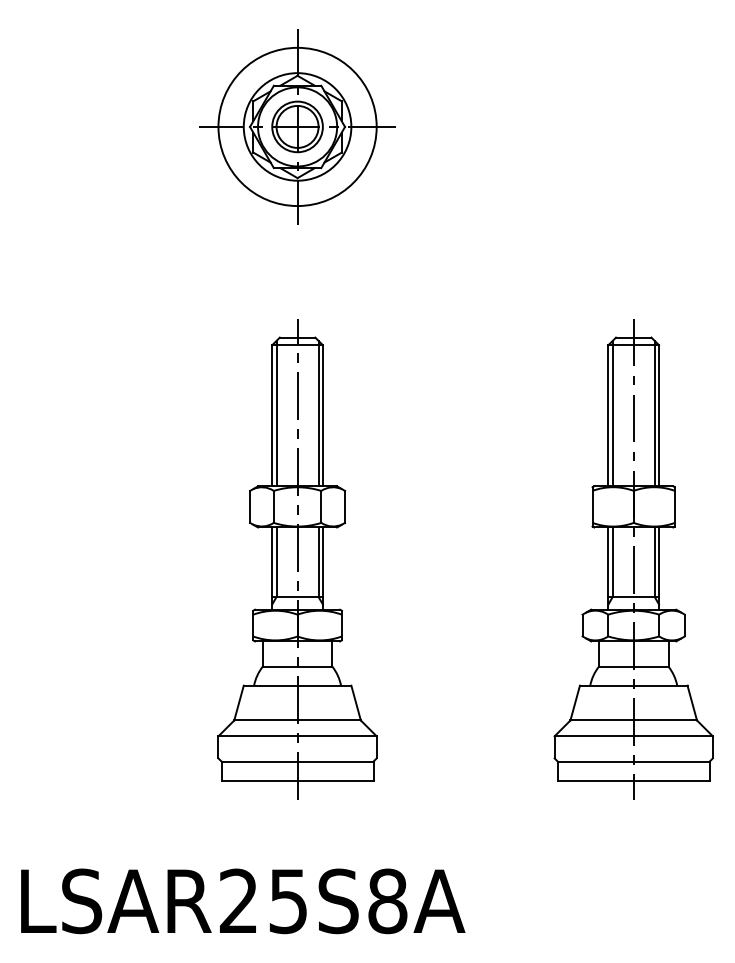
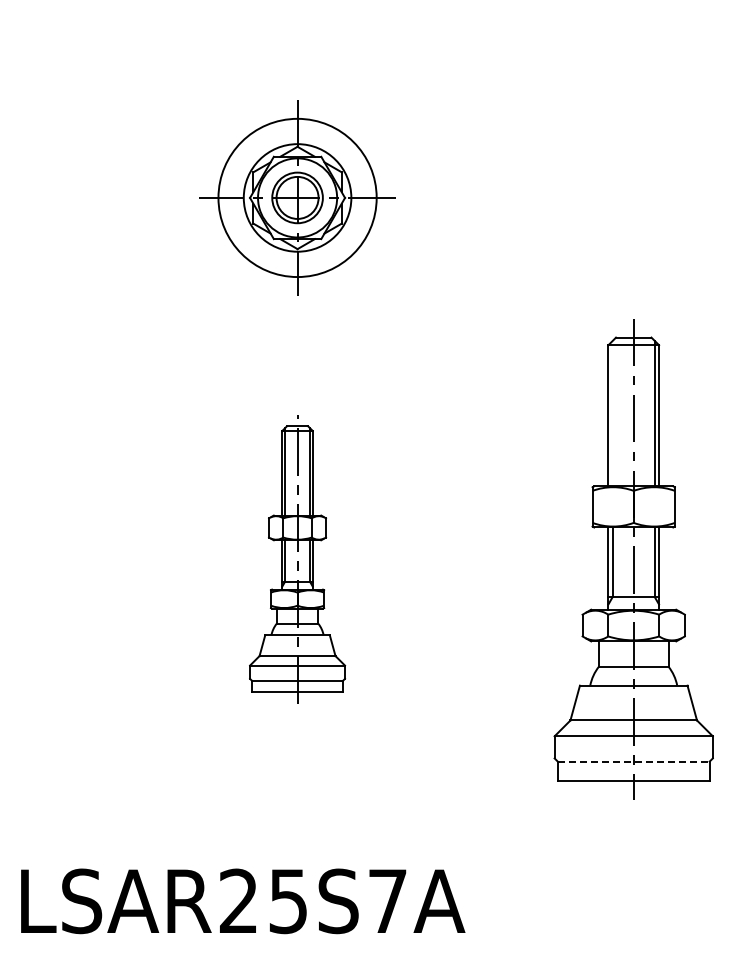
part position: (297, 126) -> (297, 197) (297, 197)
line: present -> none (612, 413)
part size: 161x481 px -> 98x289 px (297, 559)
line: solid -> dashed (633, 761)
text: LSAR25S8A -> LSAR25S7A (387, 901)
